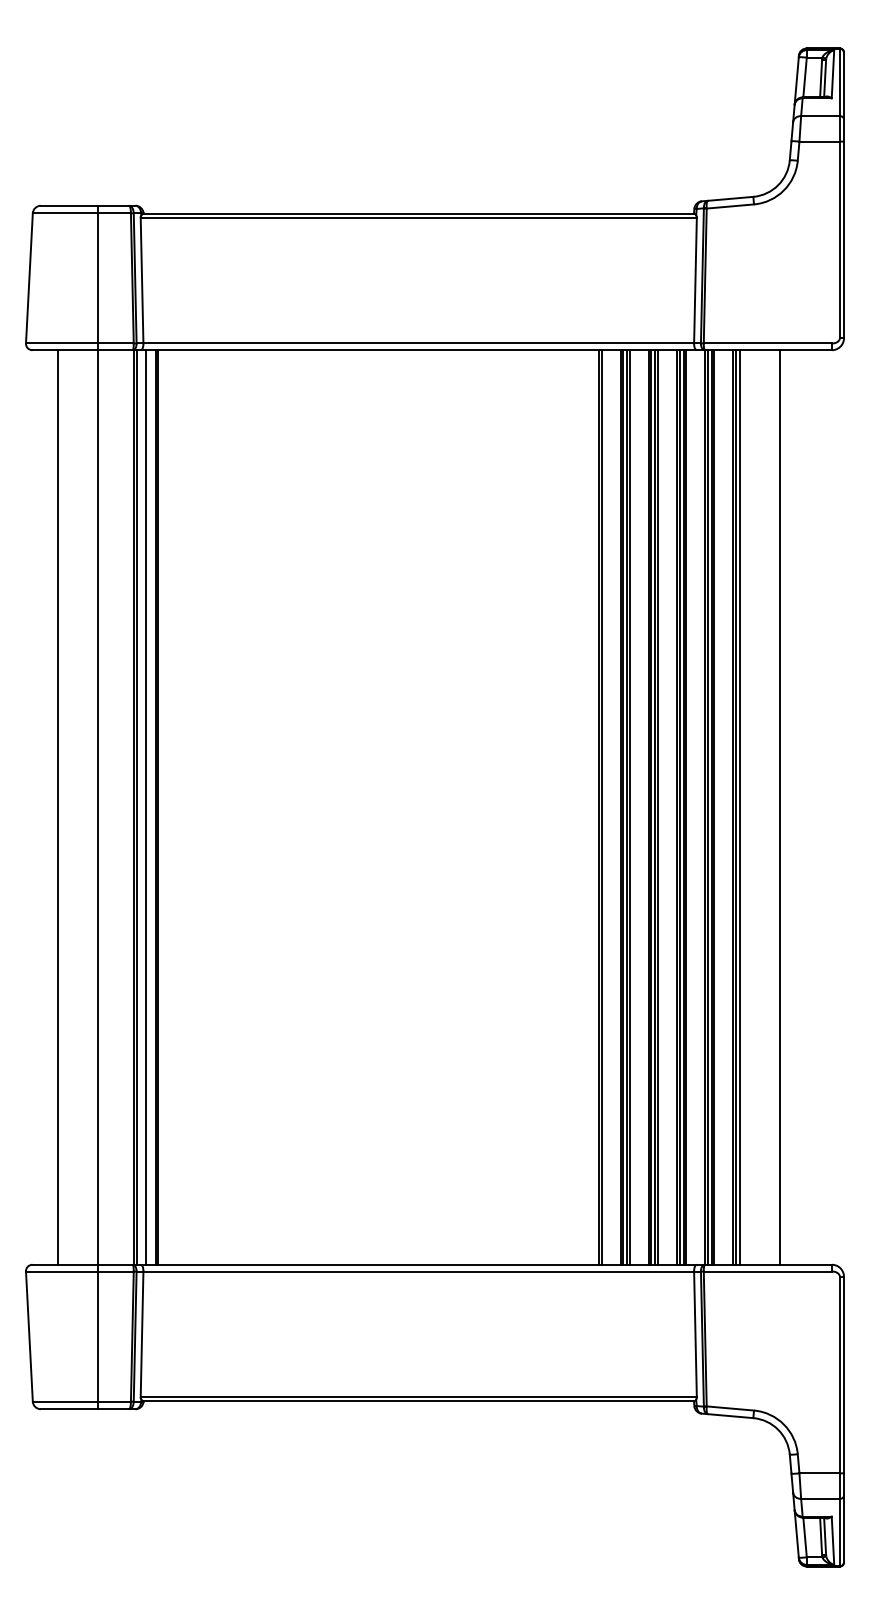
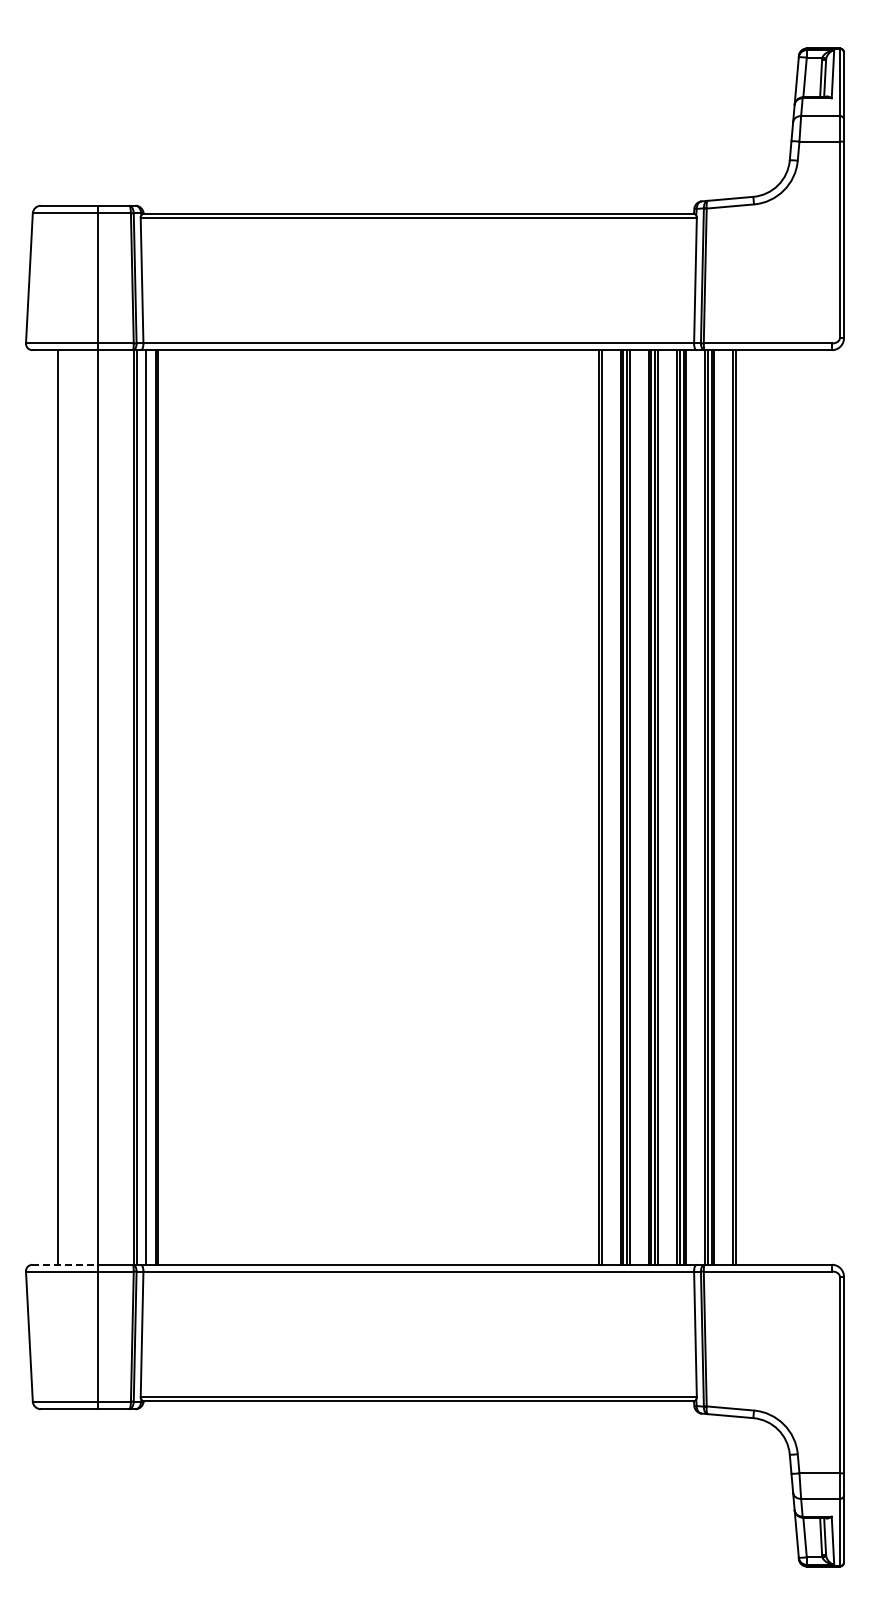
line: present -> none (739, 807)
line: present -> none (779, 807)
line: solid -> dashed (65, 1264)
